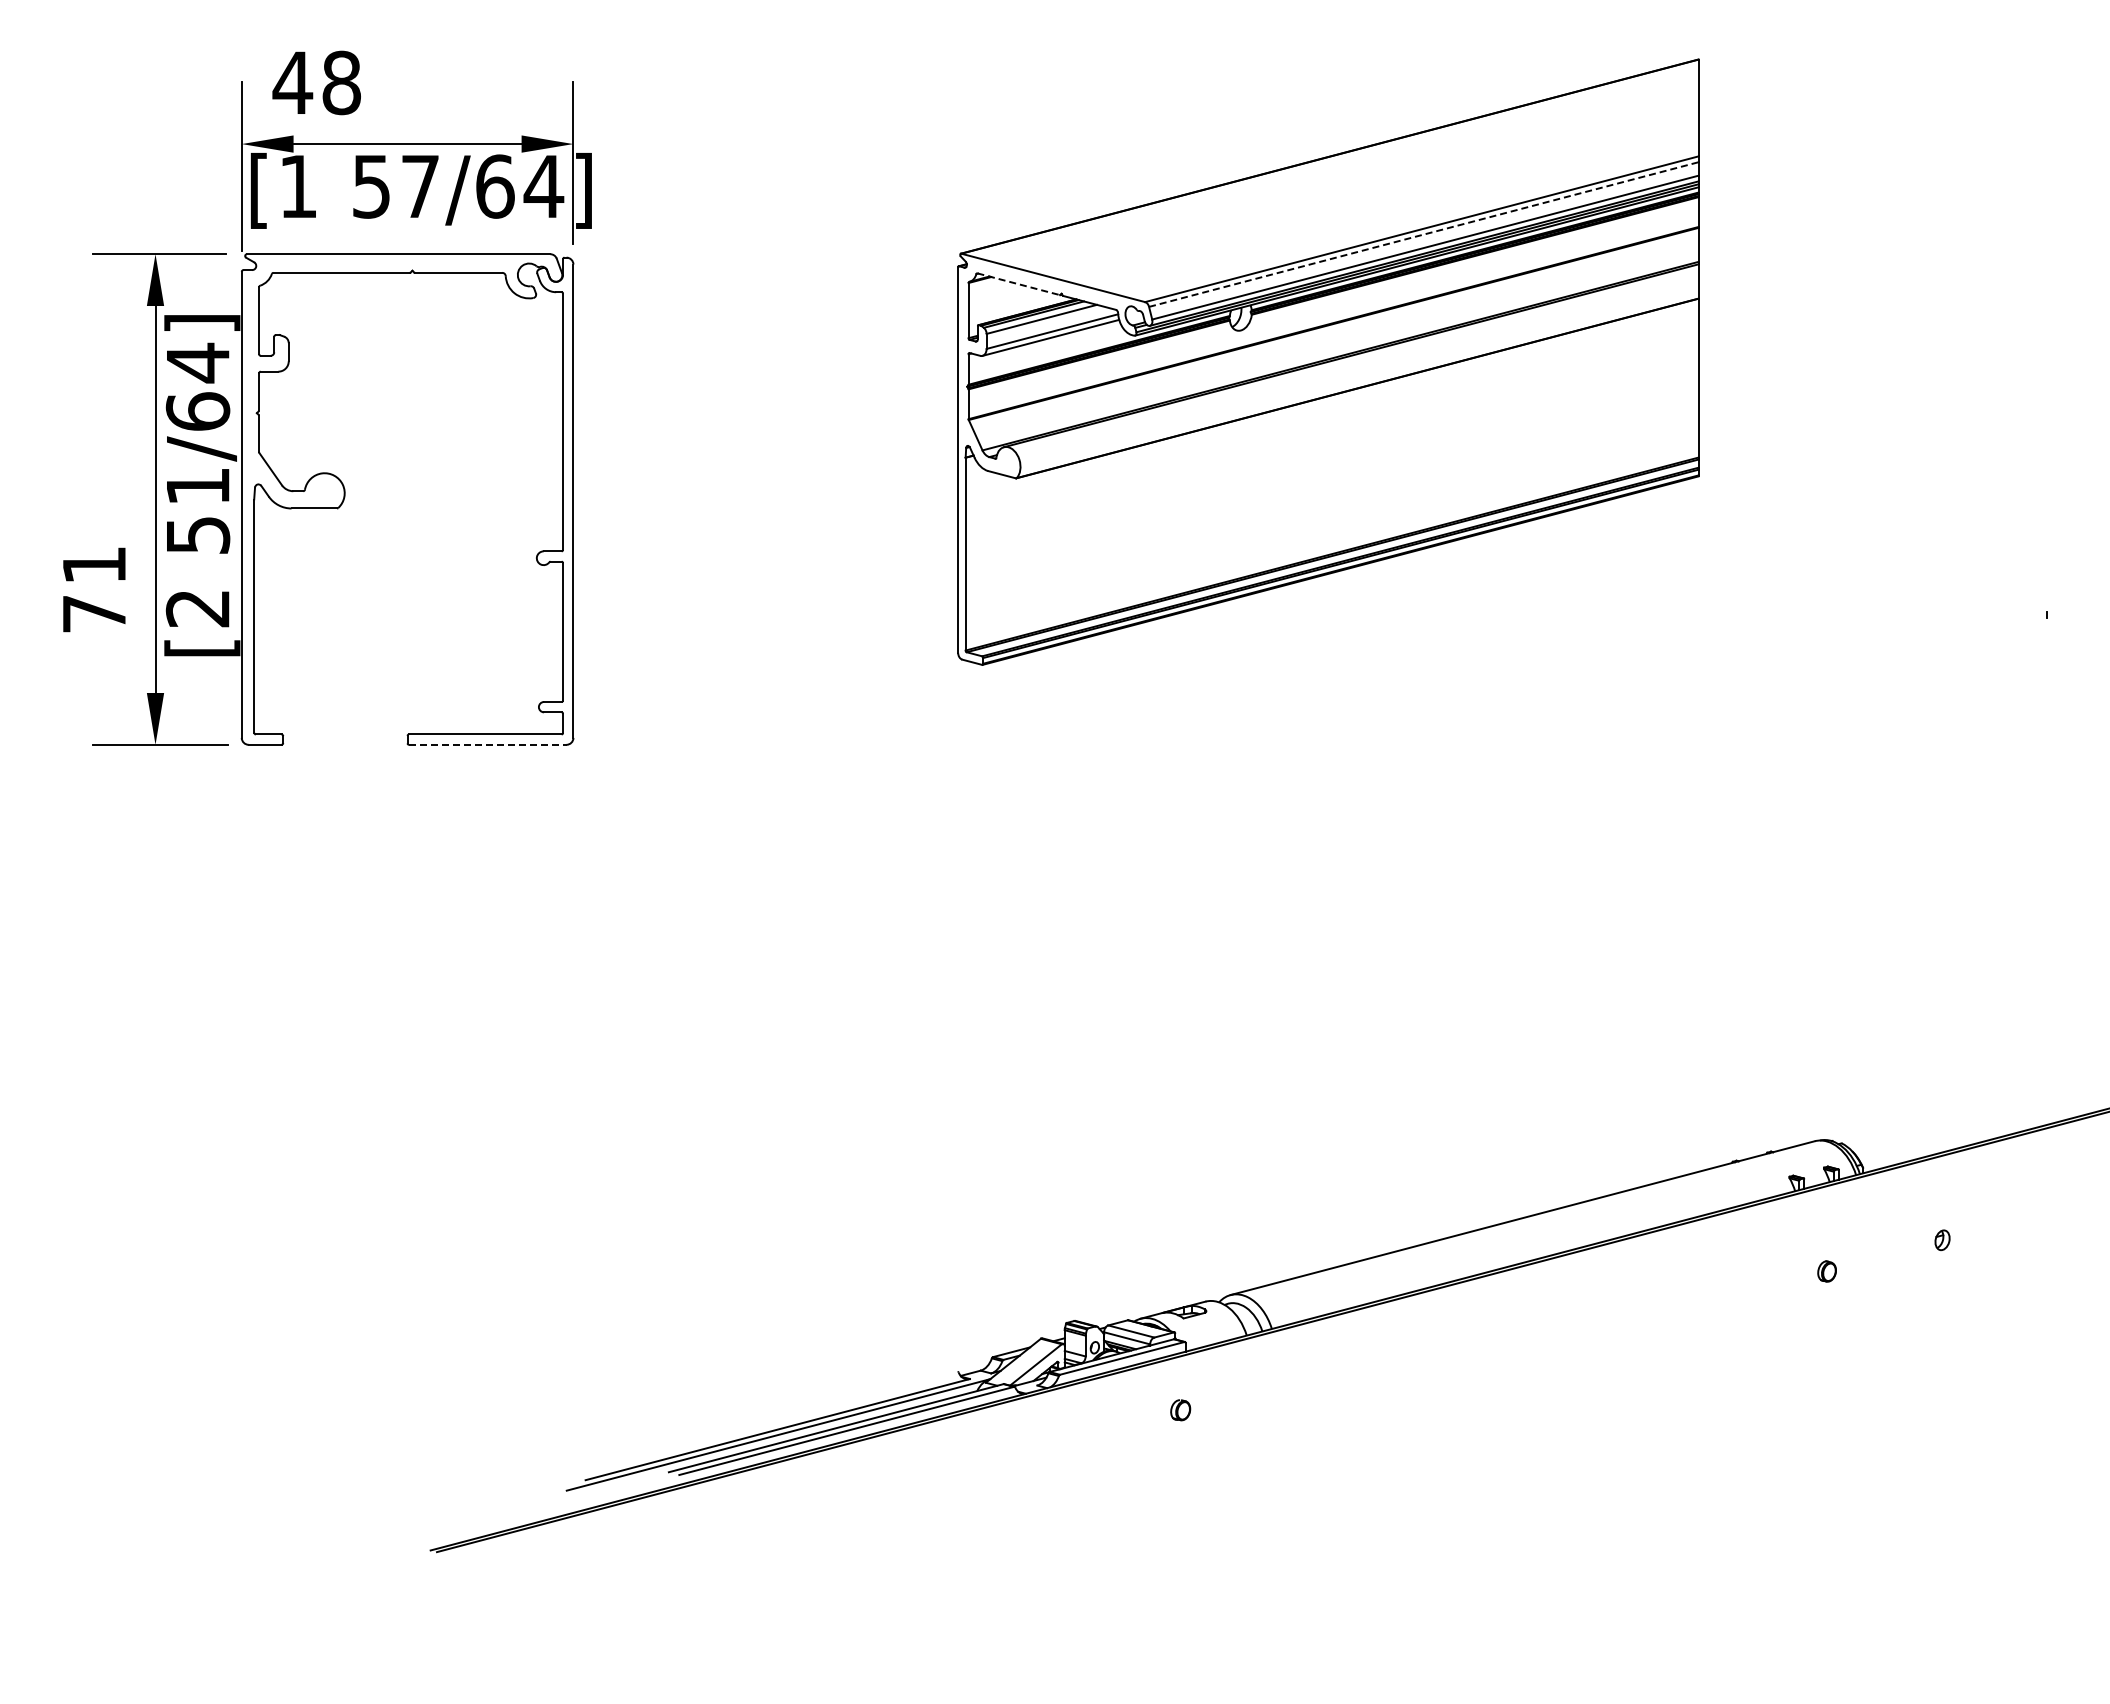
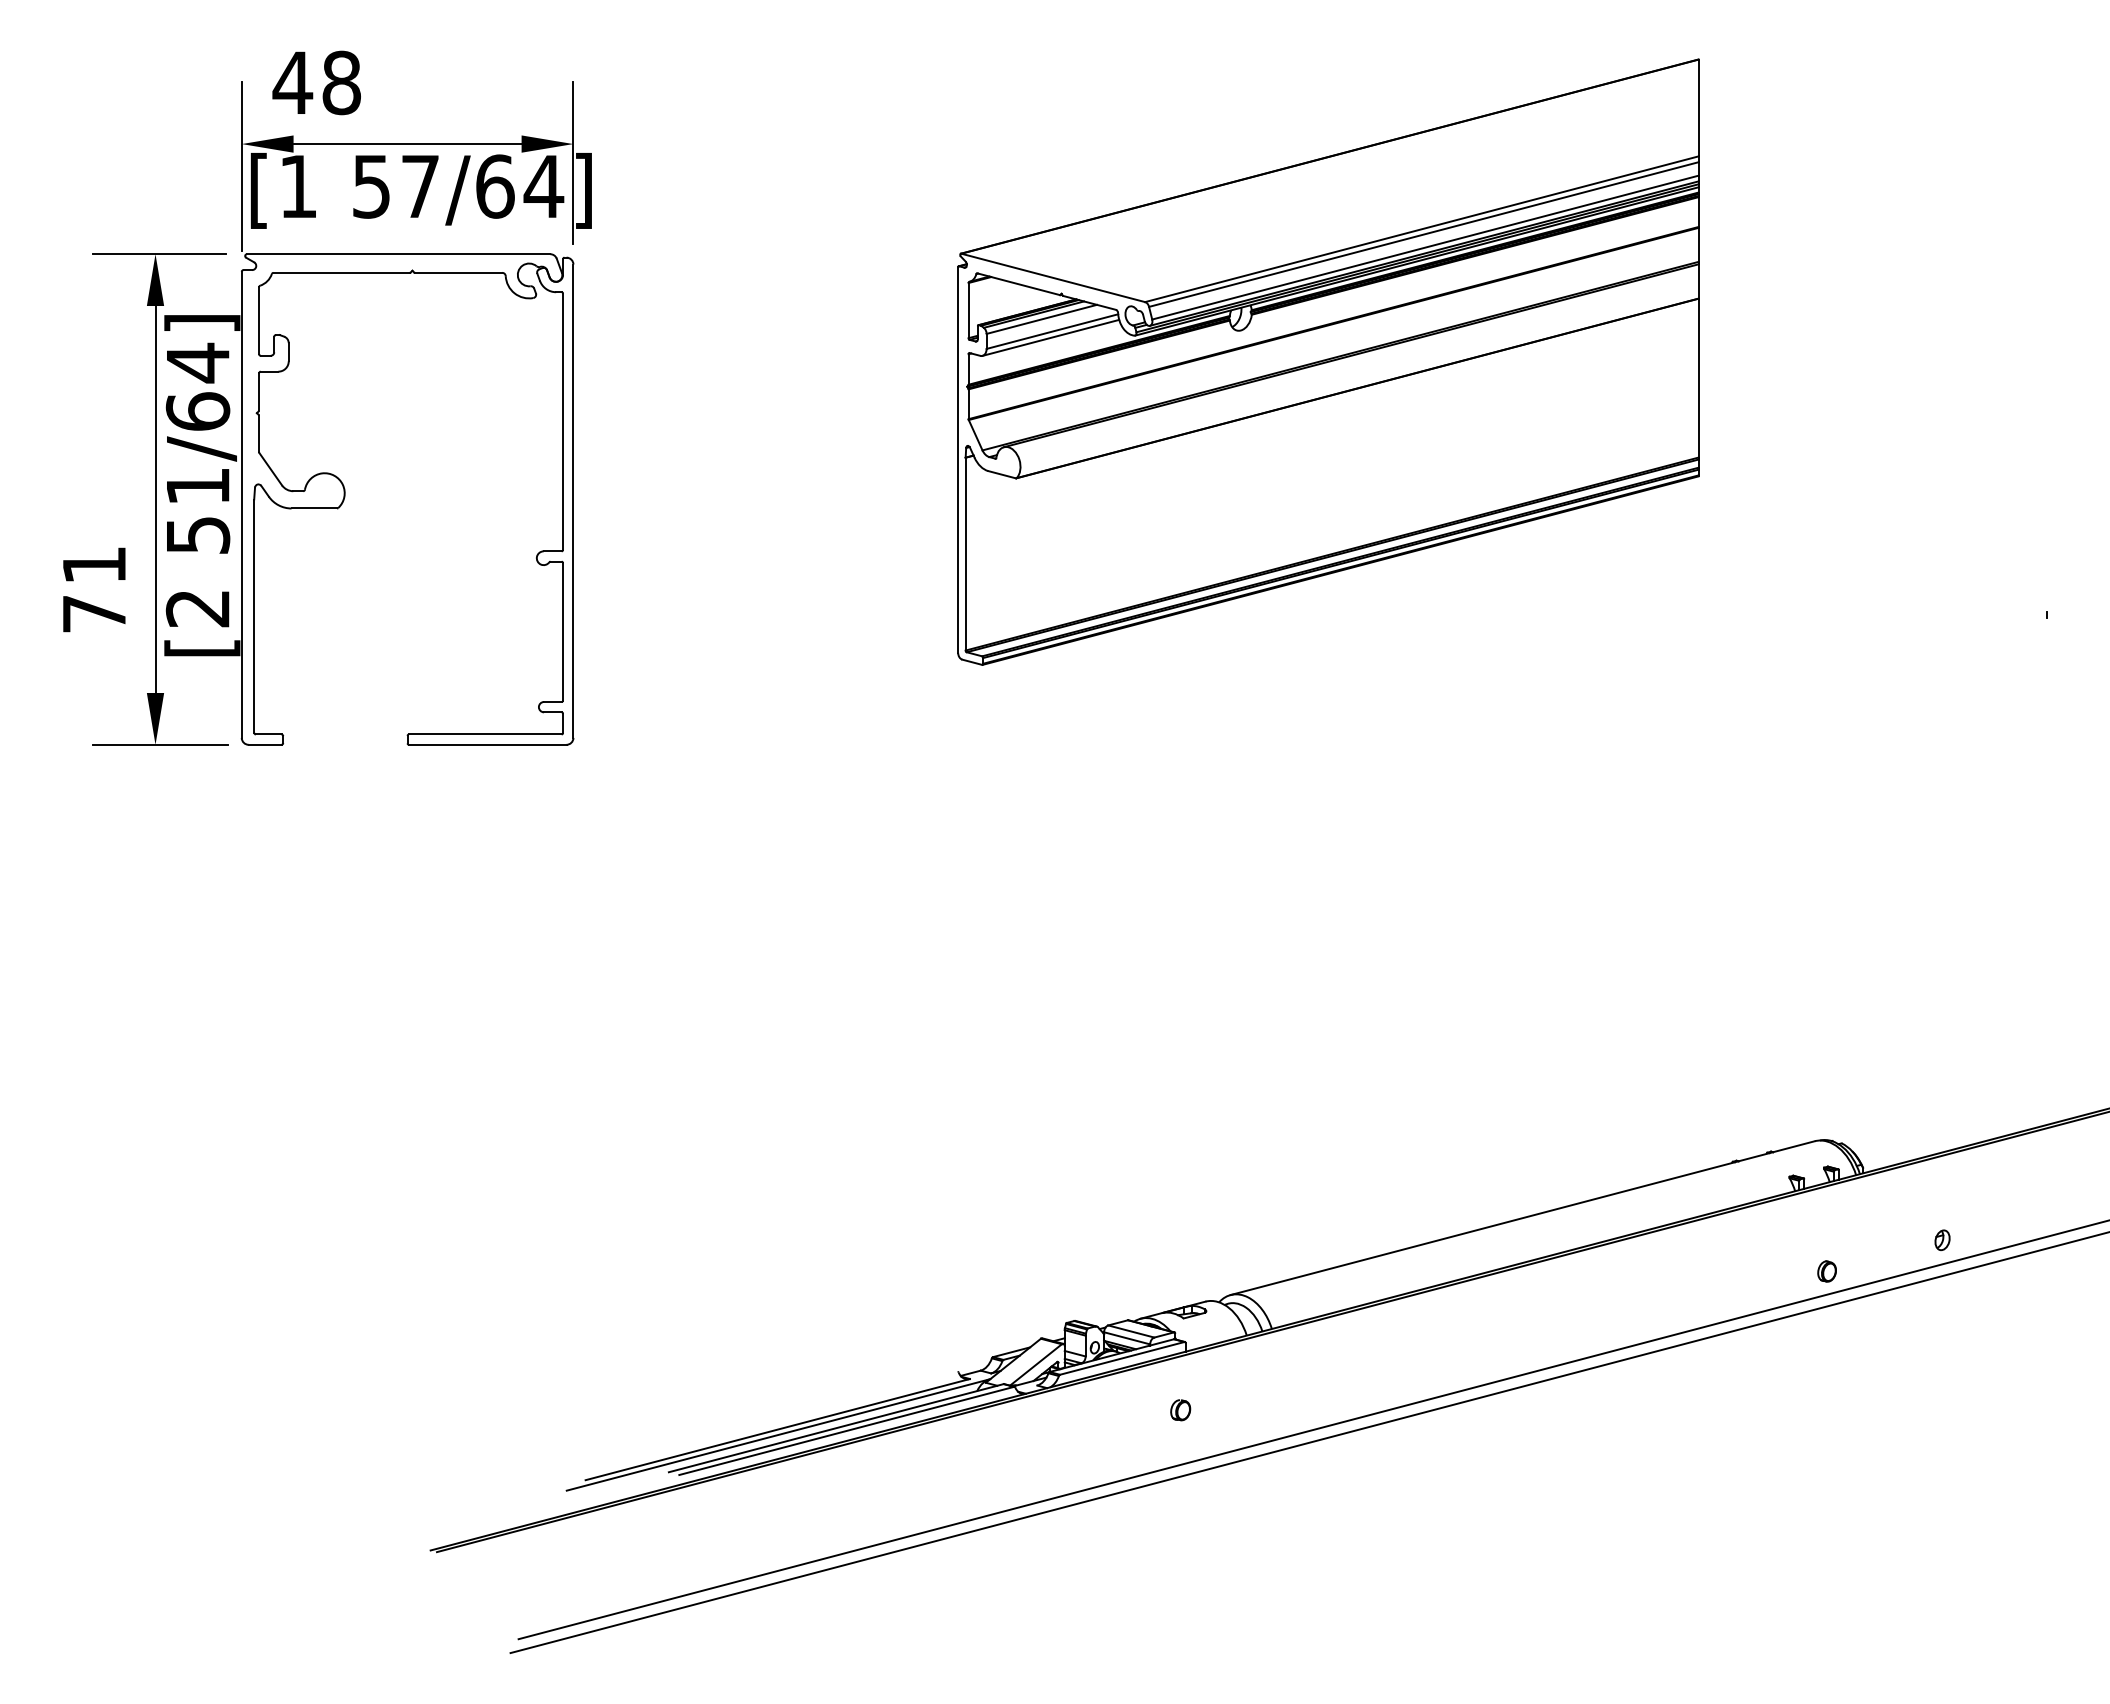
line: dashed -> solid (1424, 234)
line: dashed -> solid (1018, 284)
line: dashed -> solid (487, 744)
line: none -> present (1312, 1430)
line: none -> present (1308, 1442)
